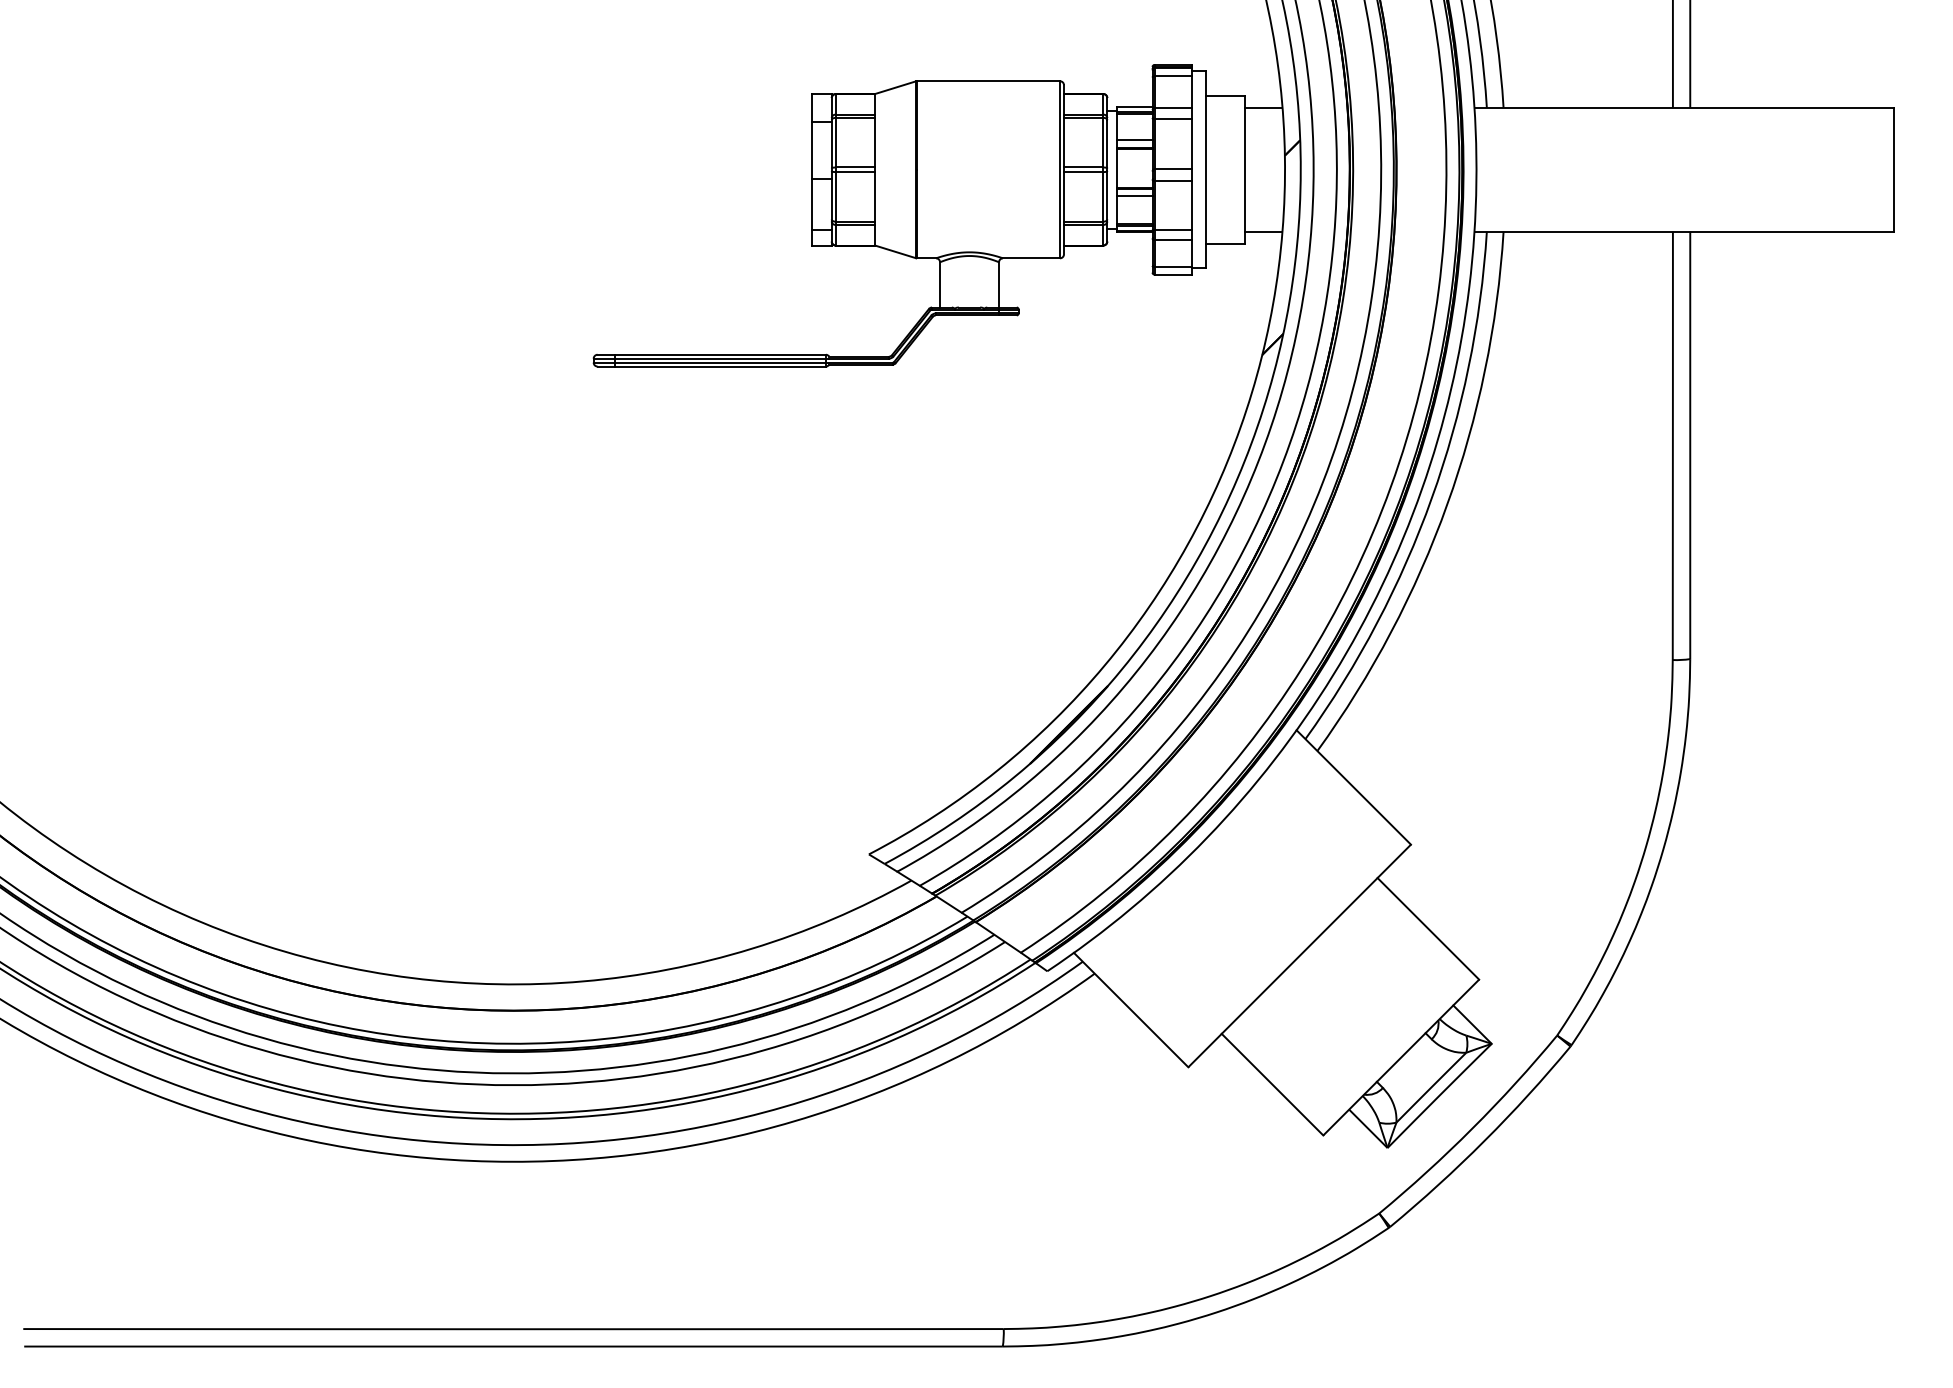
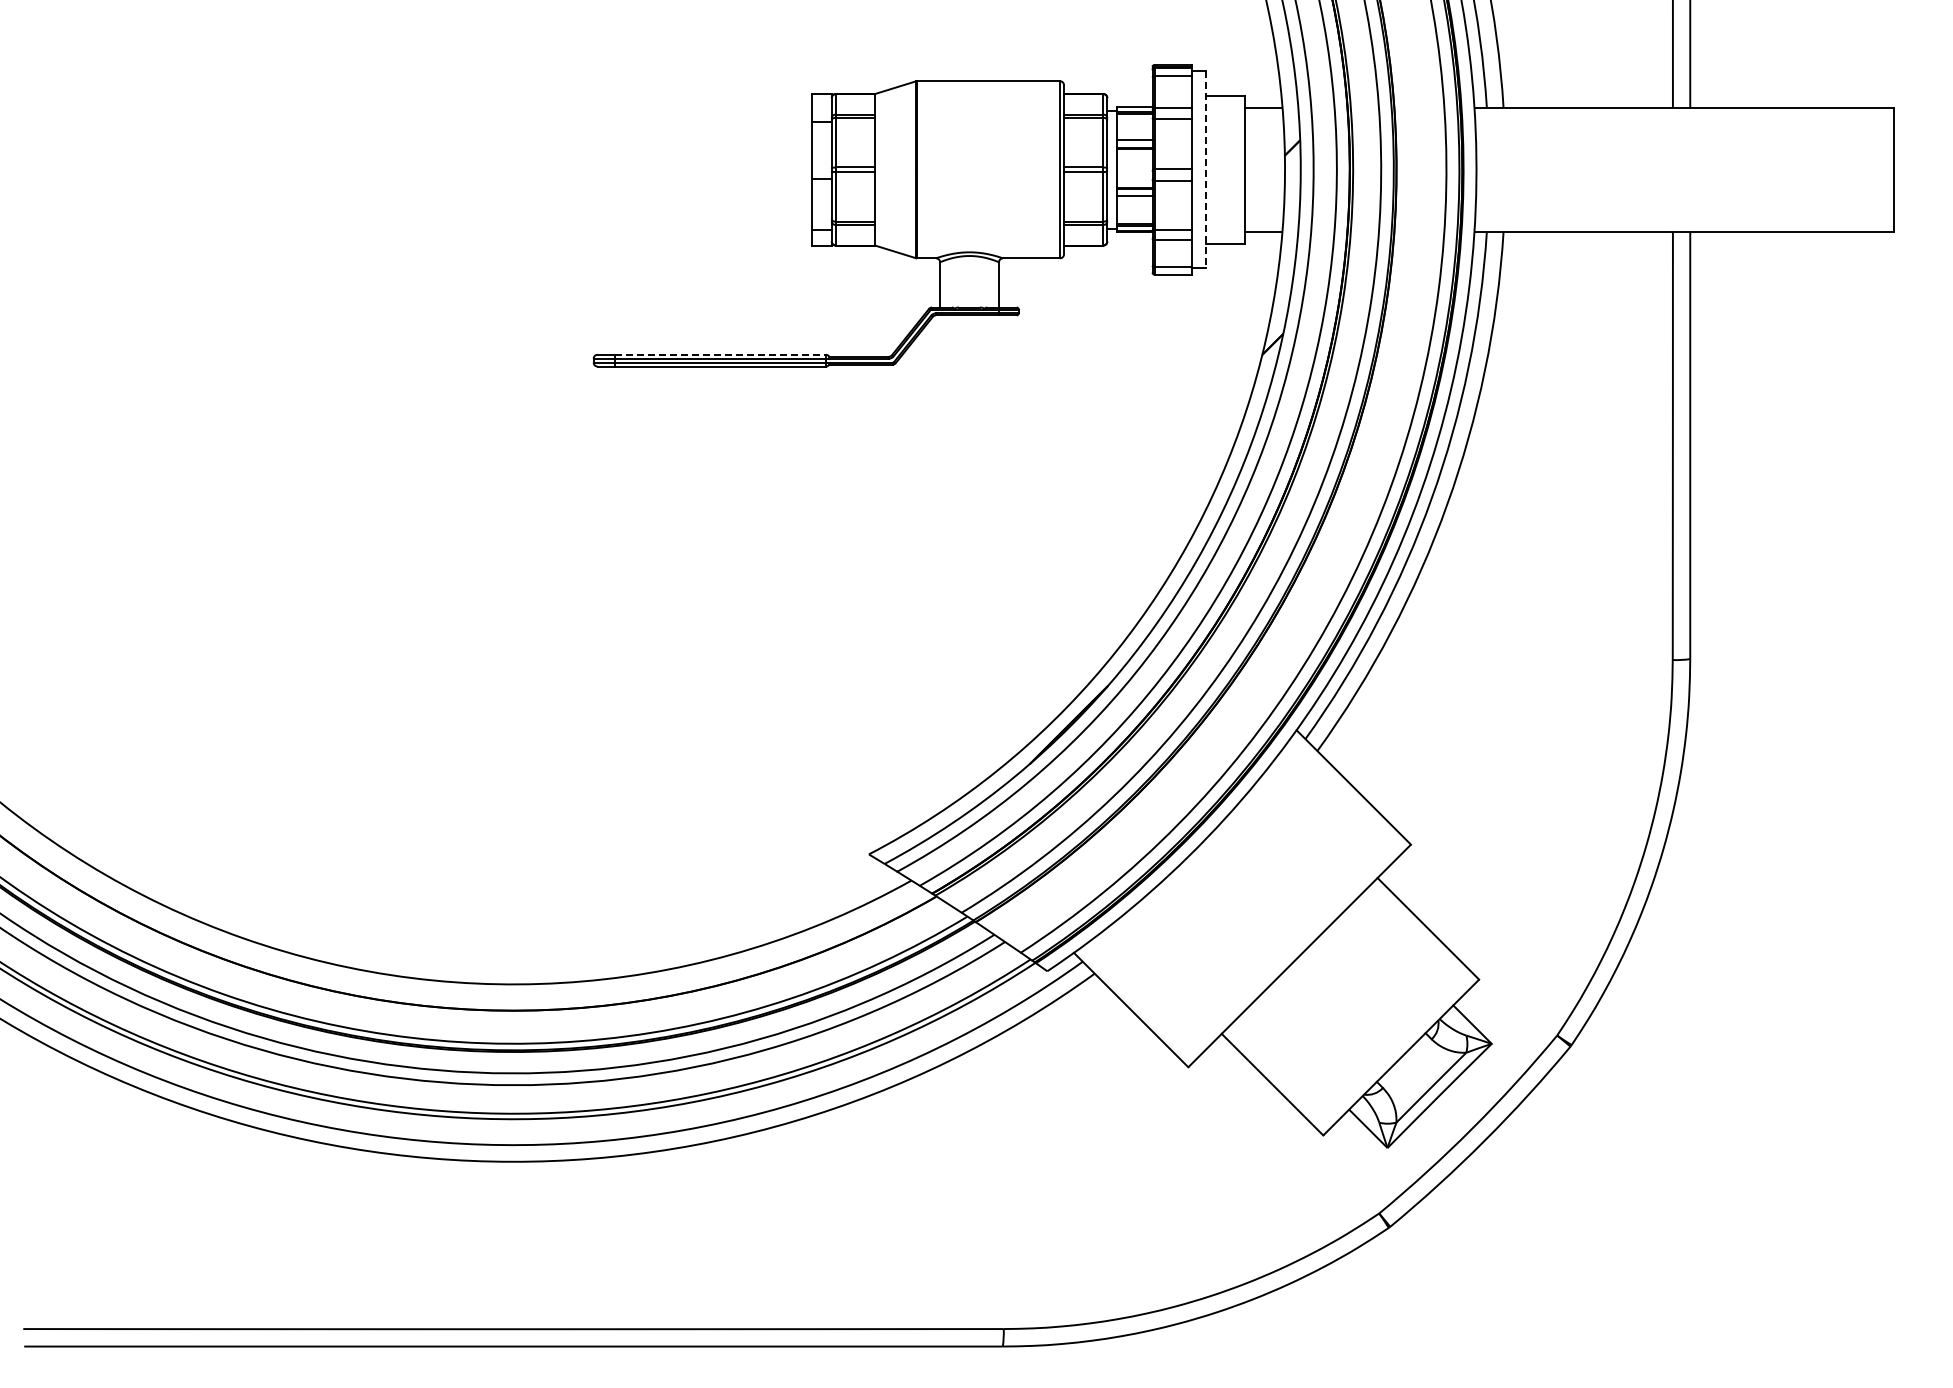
line: solid -> dashed (1205, 170)
line: solid -> dashed (721, 354)
